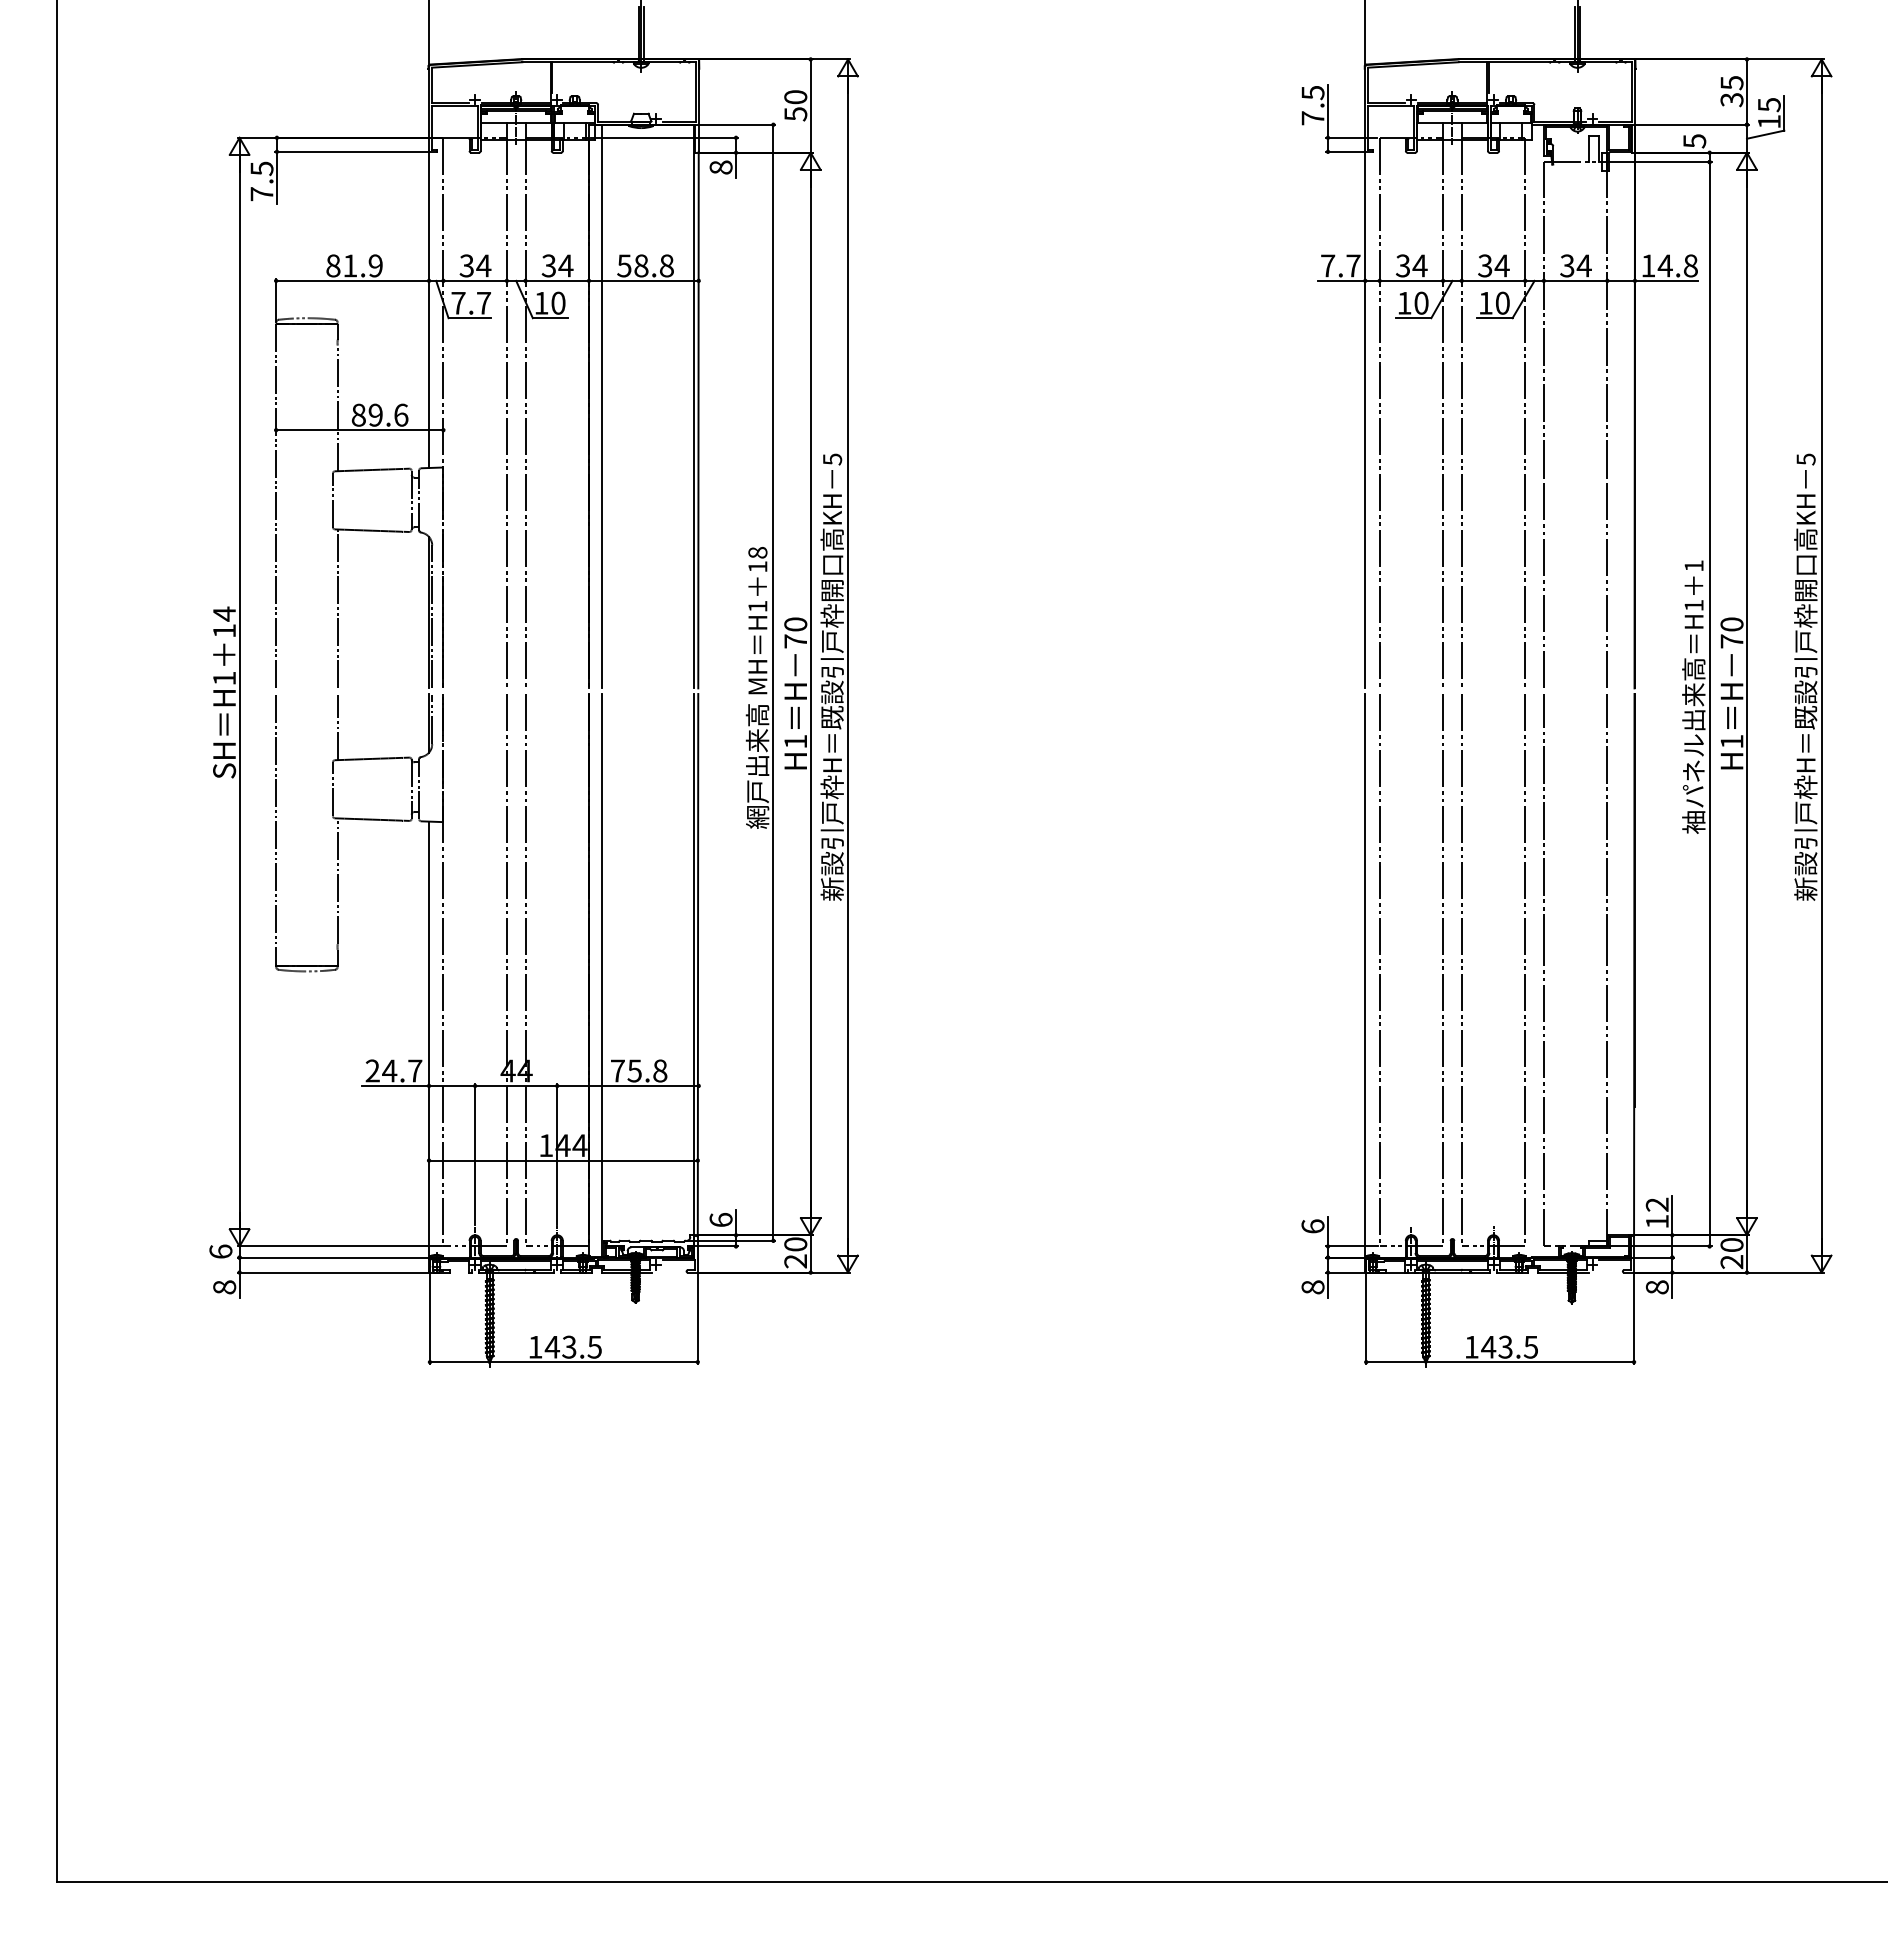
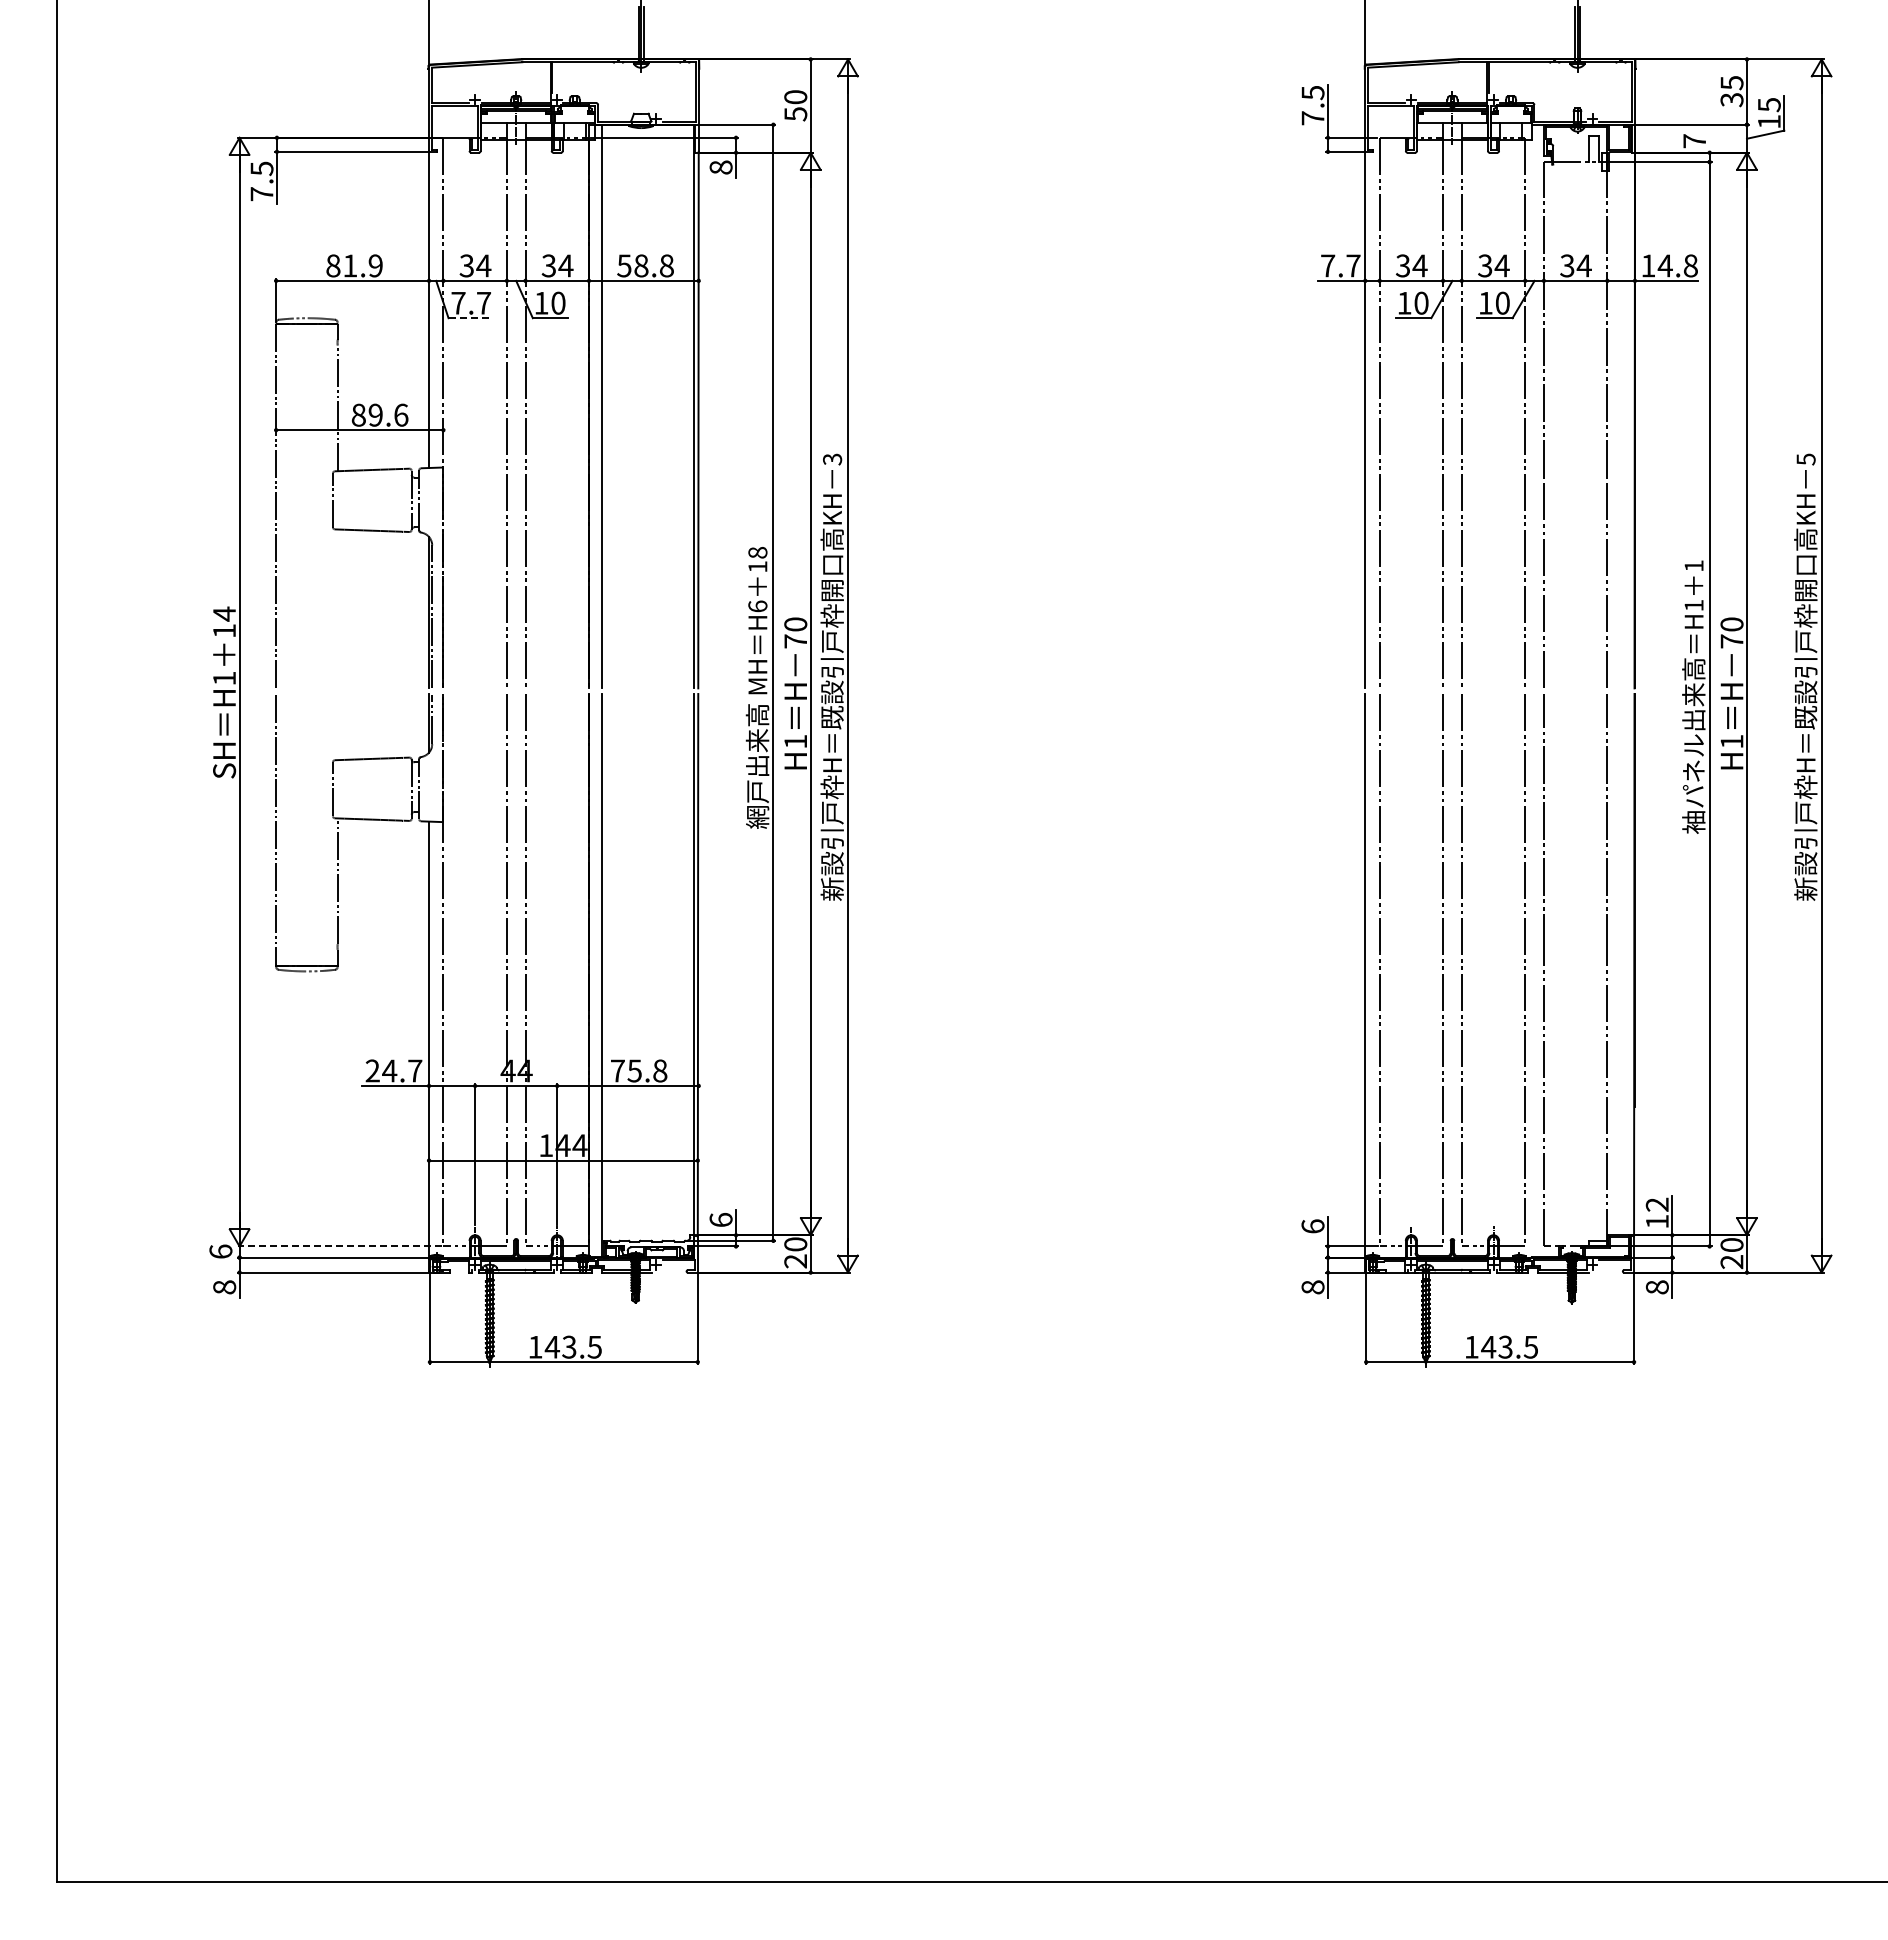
text: 5 -> 7 (1694, 141)
line: solid -> dashed (470, 318)
text: 5 -> 3 (832, 458)
text: H1 -> H6 (757, 606)
line: present -> none (337, 608)
line: present -> none (337, 727)
line: solid -> dashed (339, 1246)
